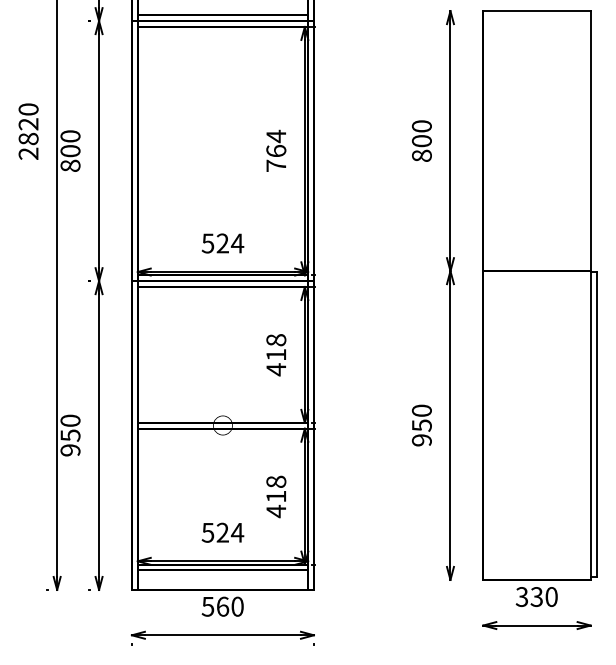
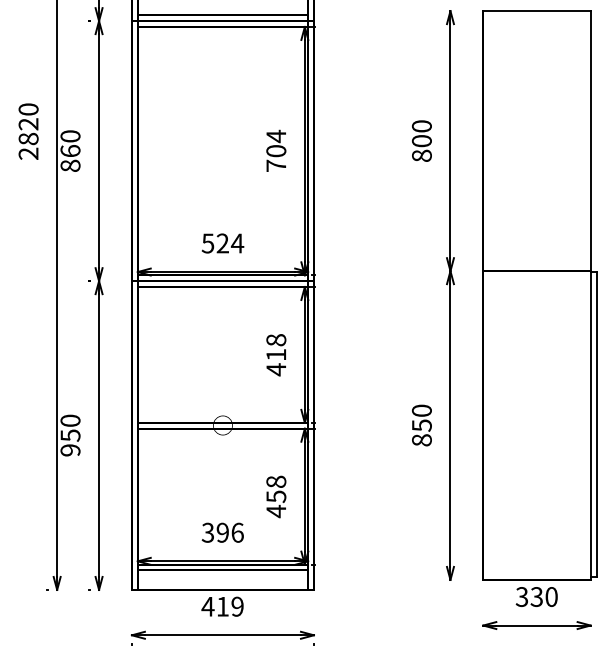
text: 800 -> 860 (70, 151)
text: 764 -> 704 (276, 151)
text: 950 -> 850 (421, 440)
text: 418 -> 458 (276, 496)
text: 524 -> 396 (223, 532)
text: 560 -> 419 (222, 606)
